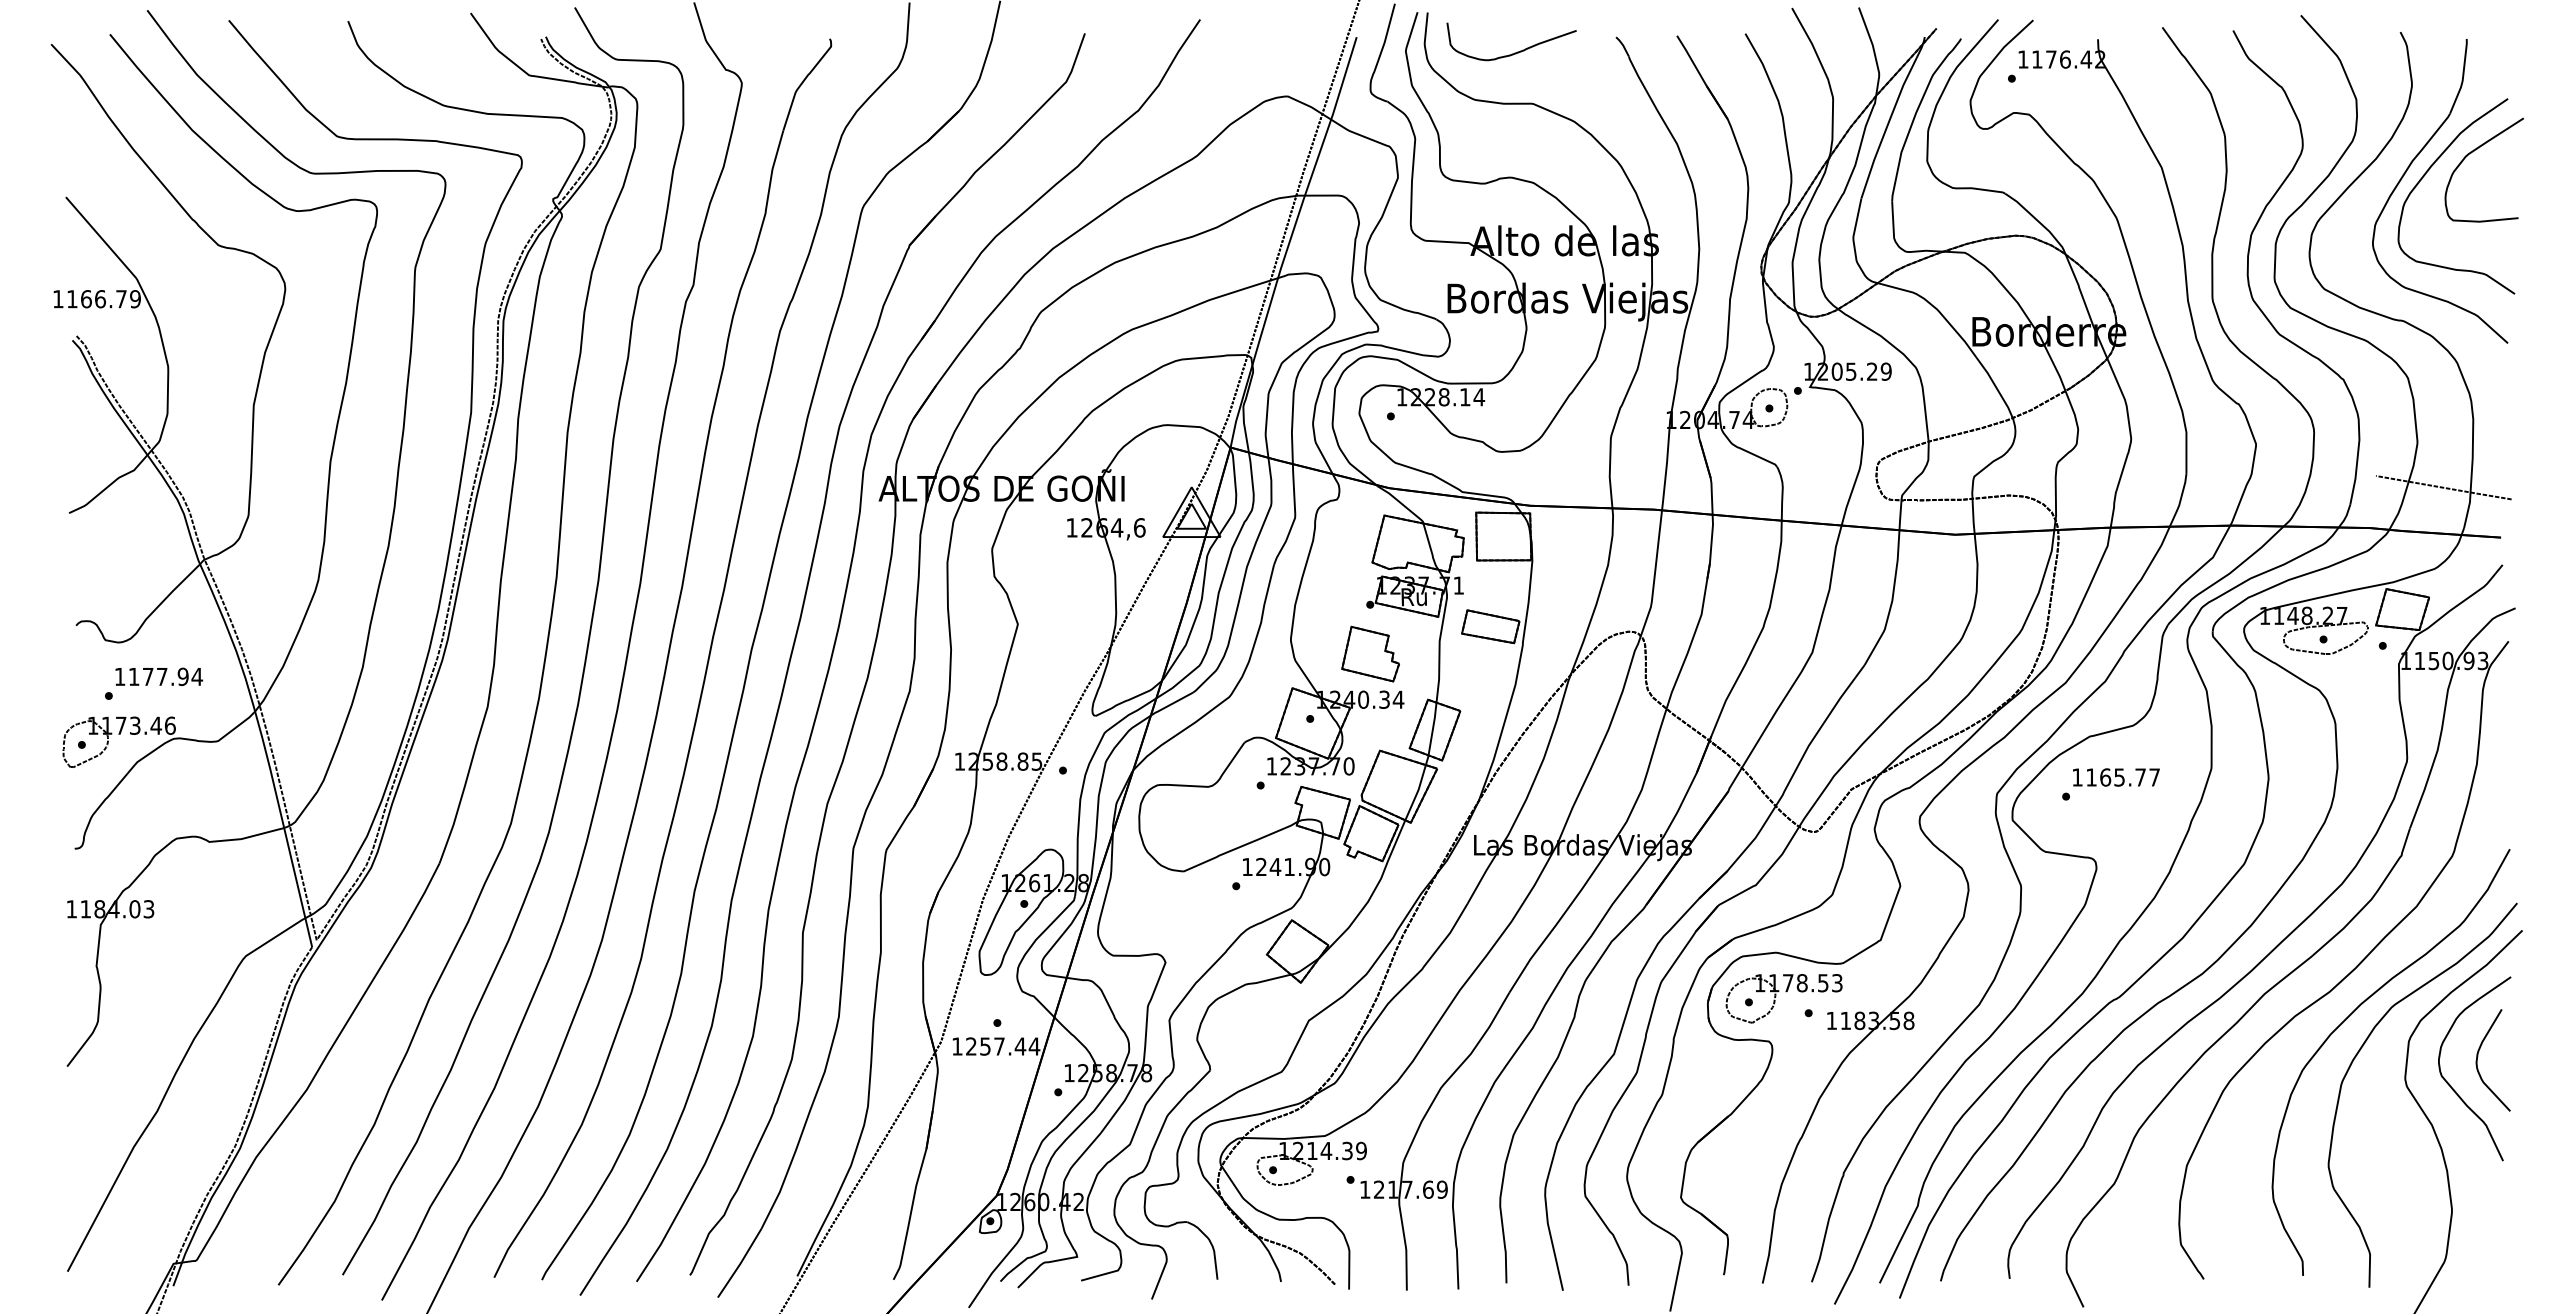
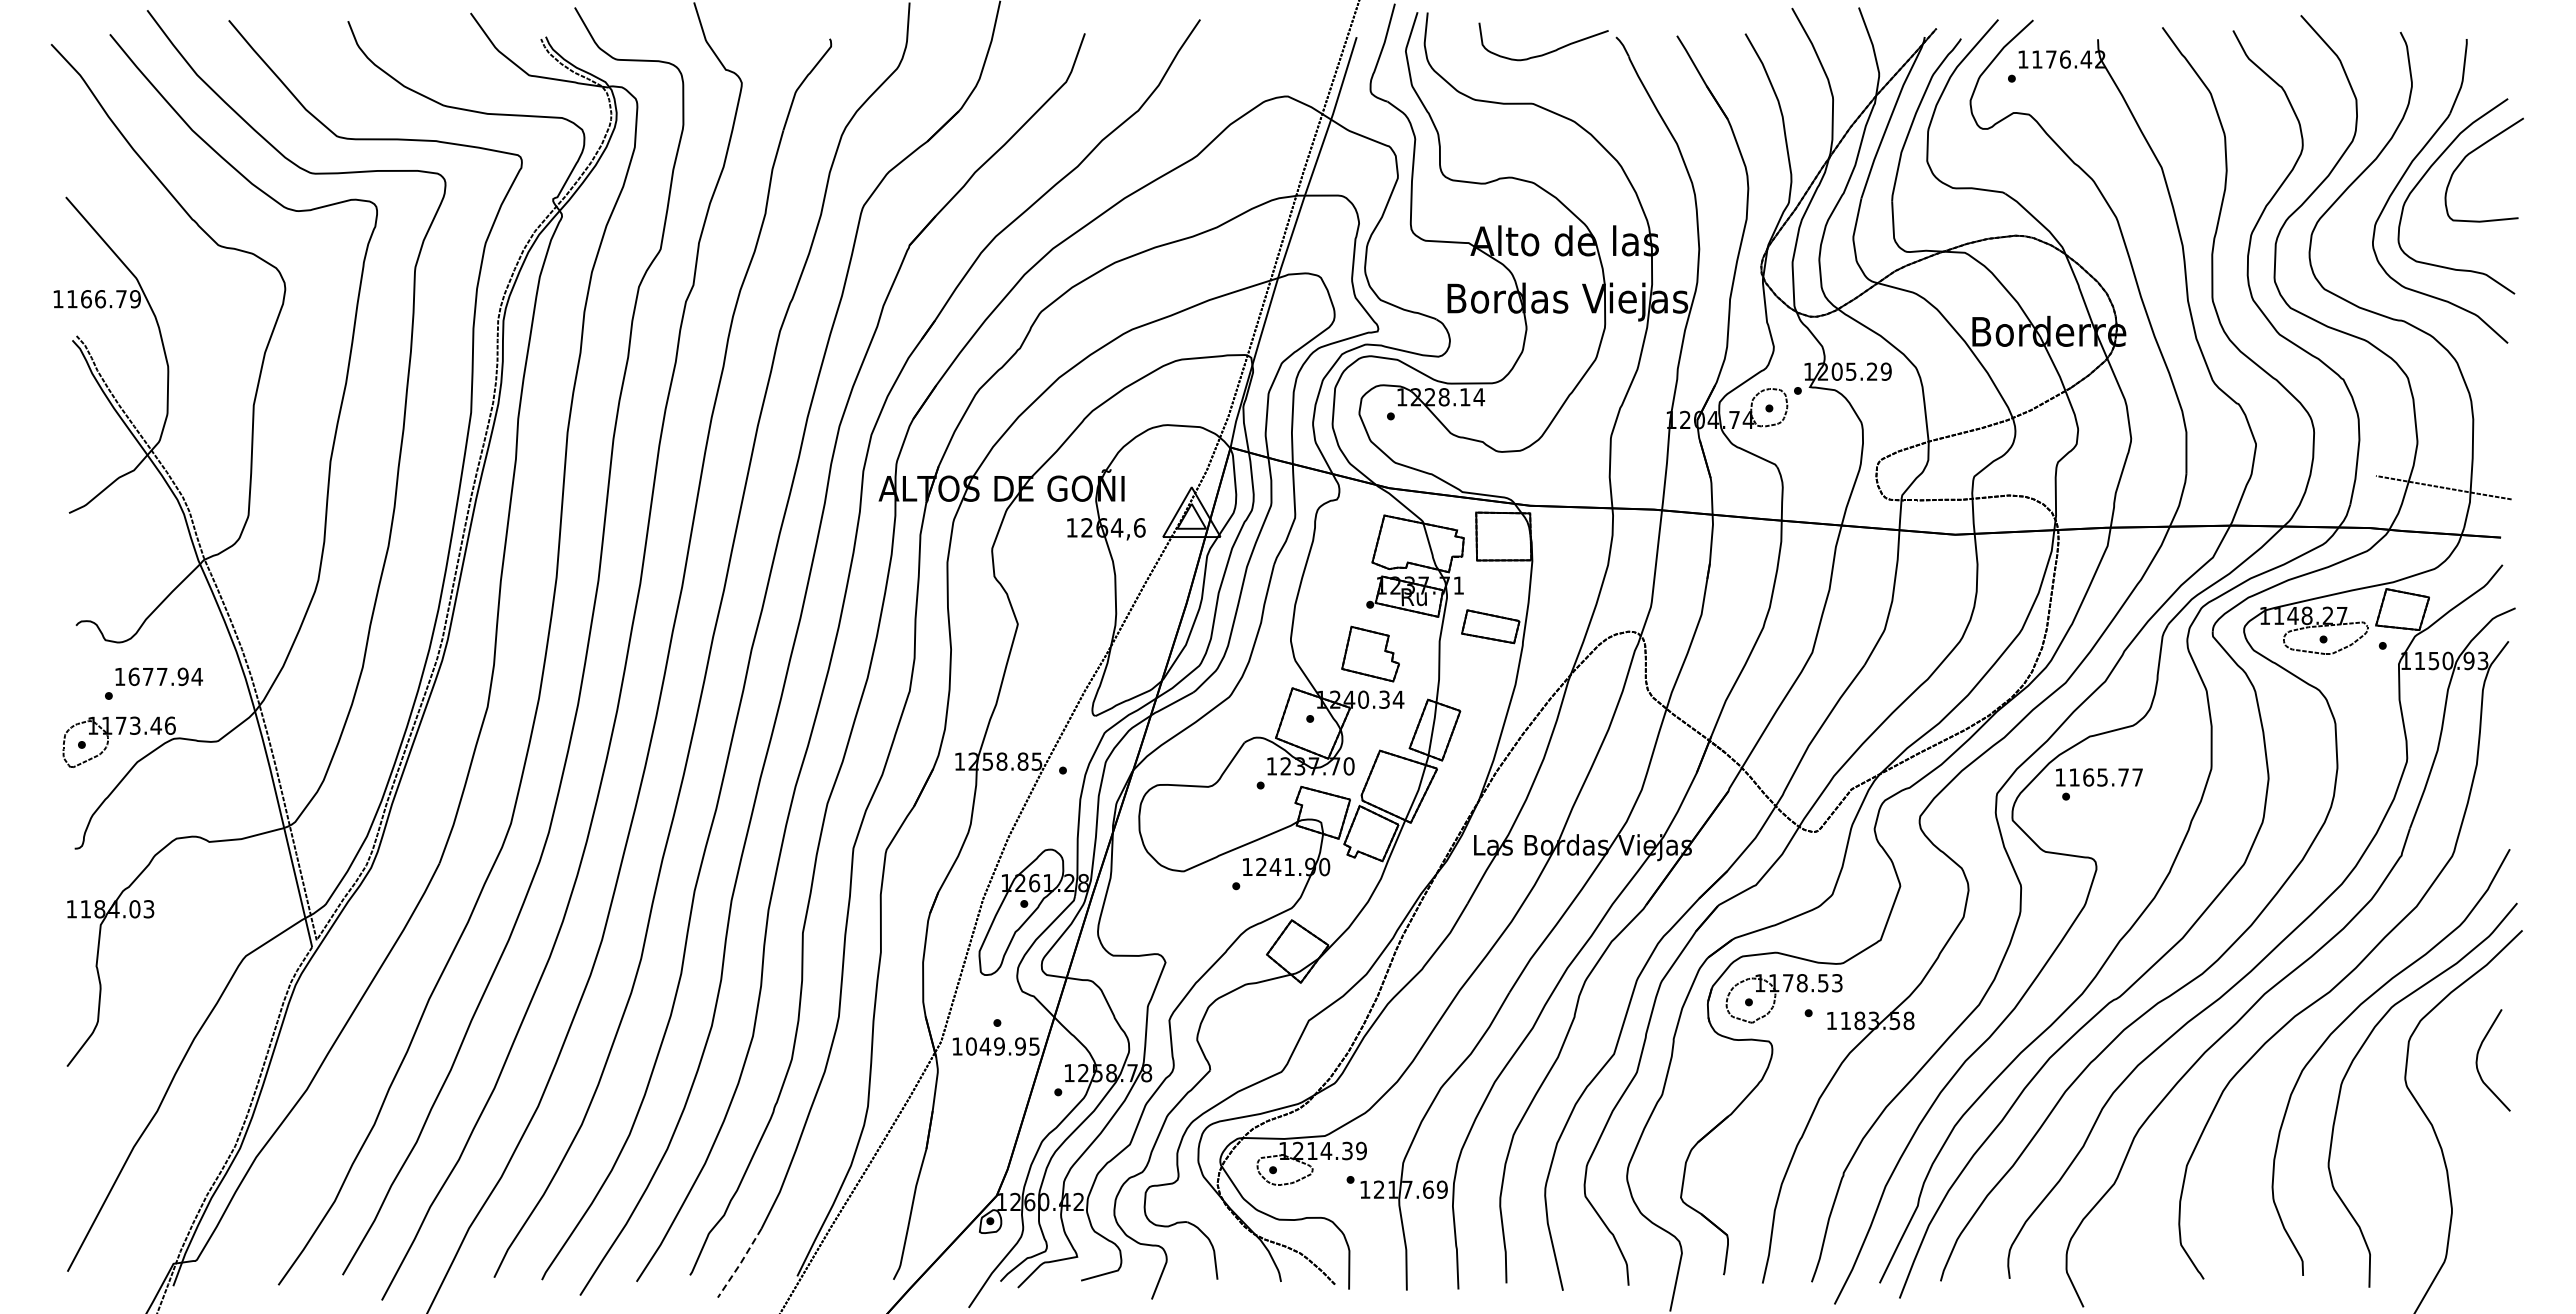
curve position: (1514, 52) -> (1546, 52) (1546, 52)
text: 1177.94 -> 1677.94 (133, 676)
text position: (2116, 777) -> (2099, 777) (2099, 777)
text: 1257.44 -> 1049.95 (1003, 1046)
curve: present -> none (2450, 1084)
line: solid -> dashed (740, 1263)
